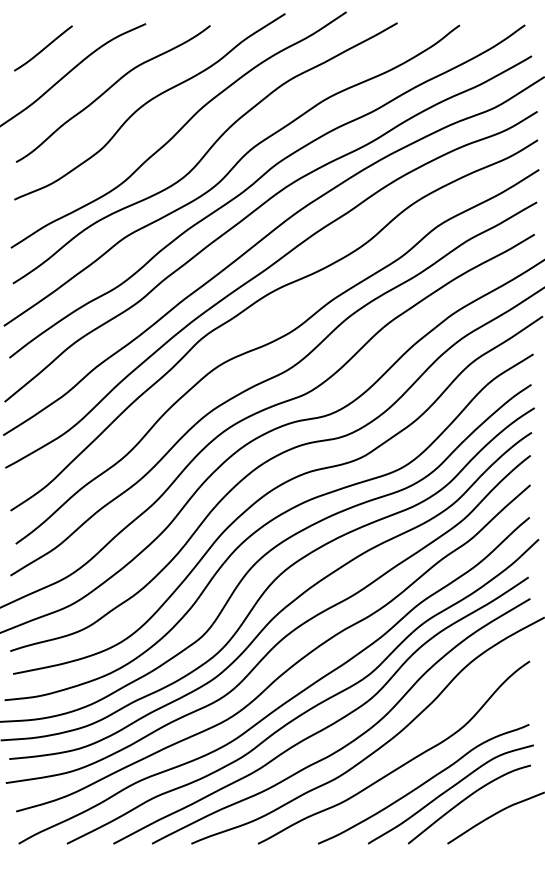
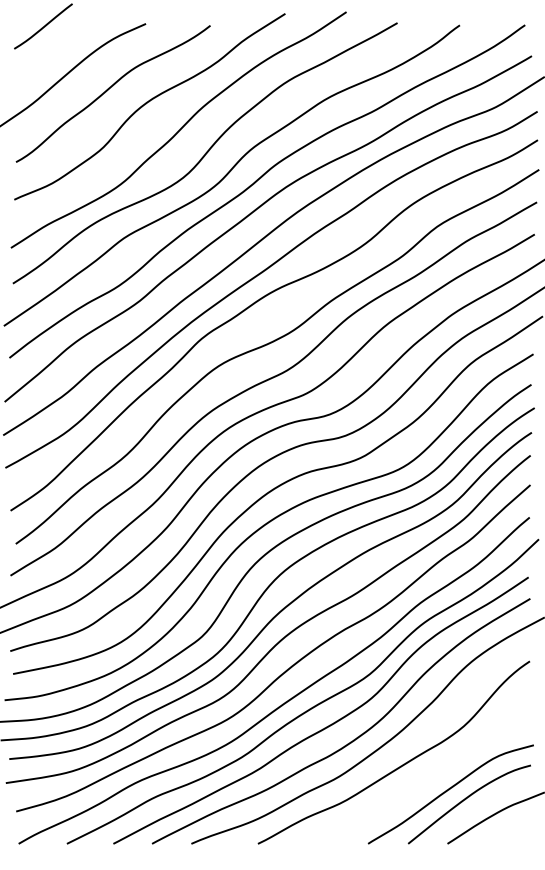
curve position: (43, 48) -> (43, 26) (43, 26)
curve: present -> none (423, 784)
